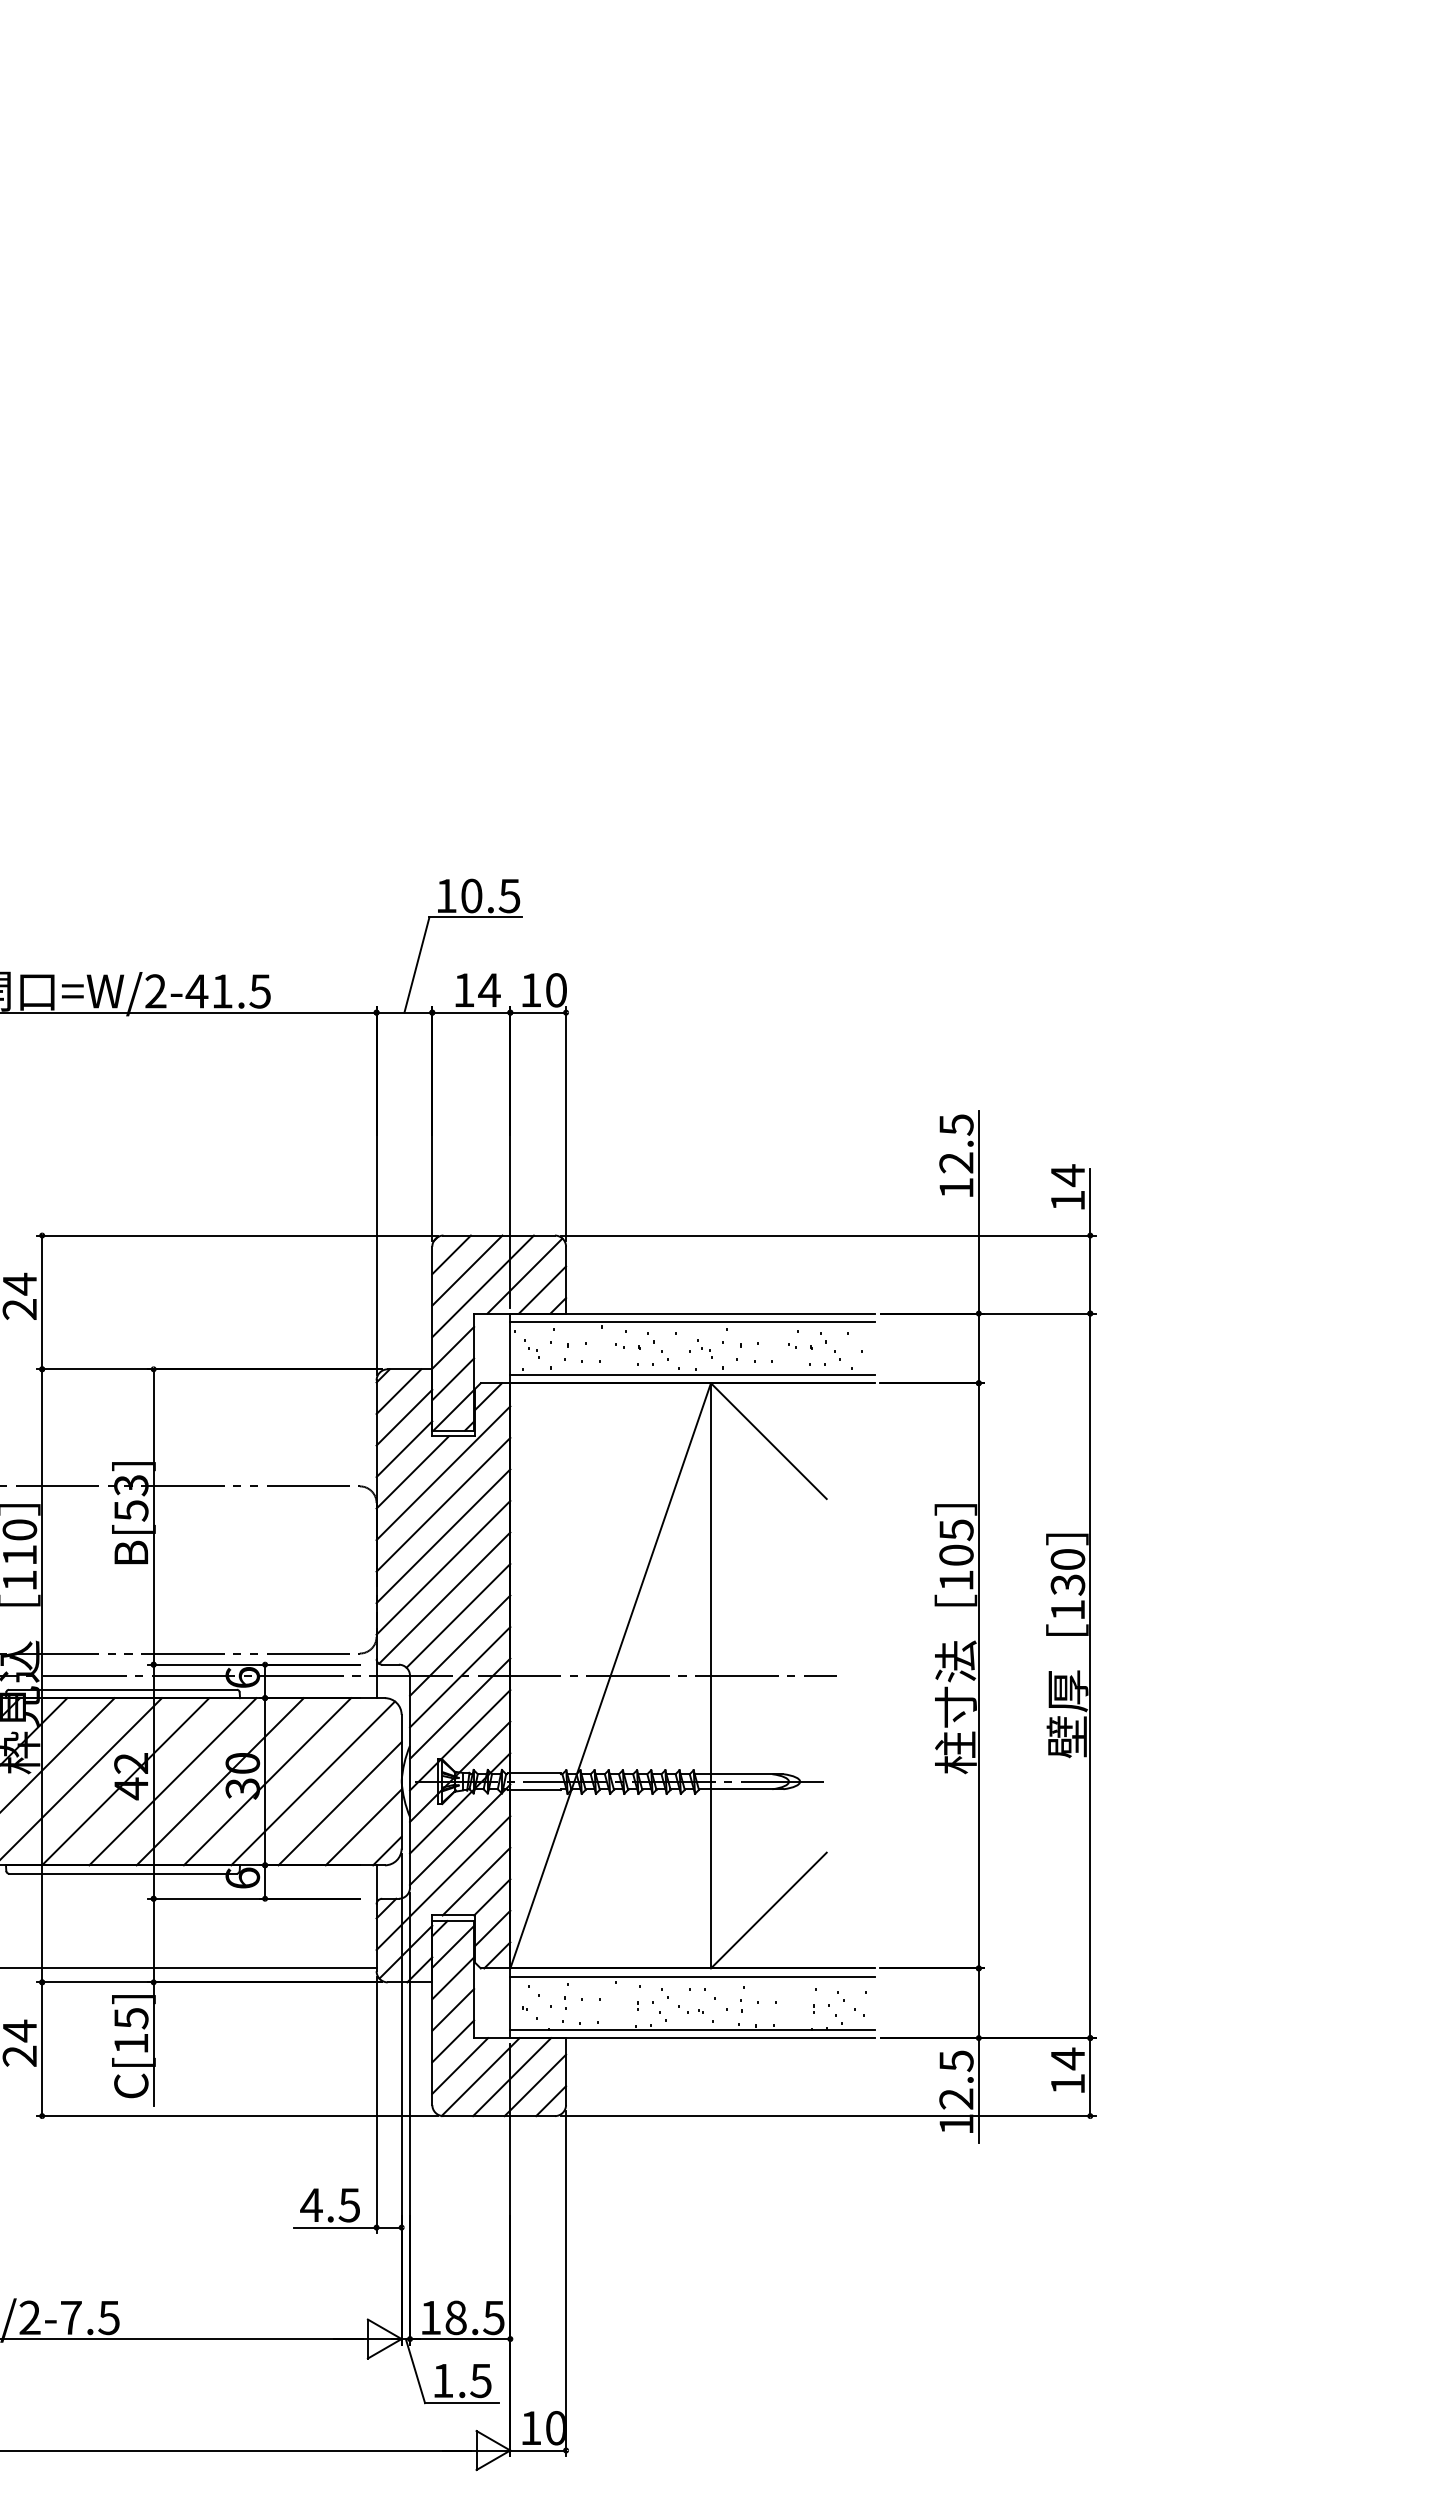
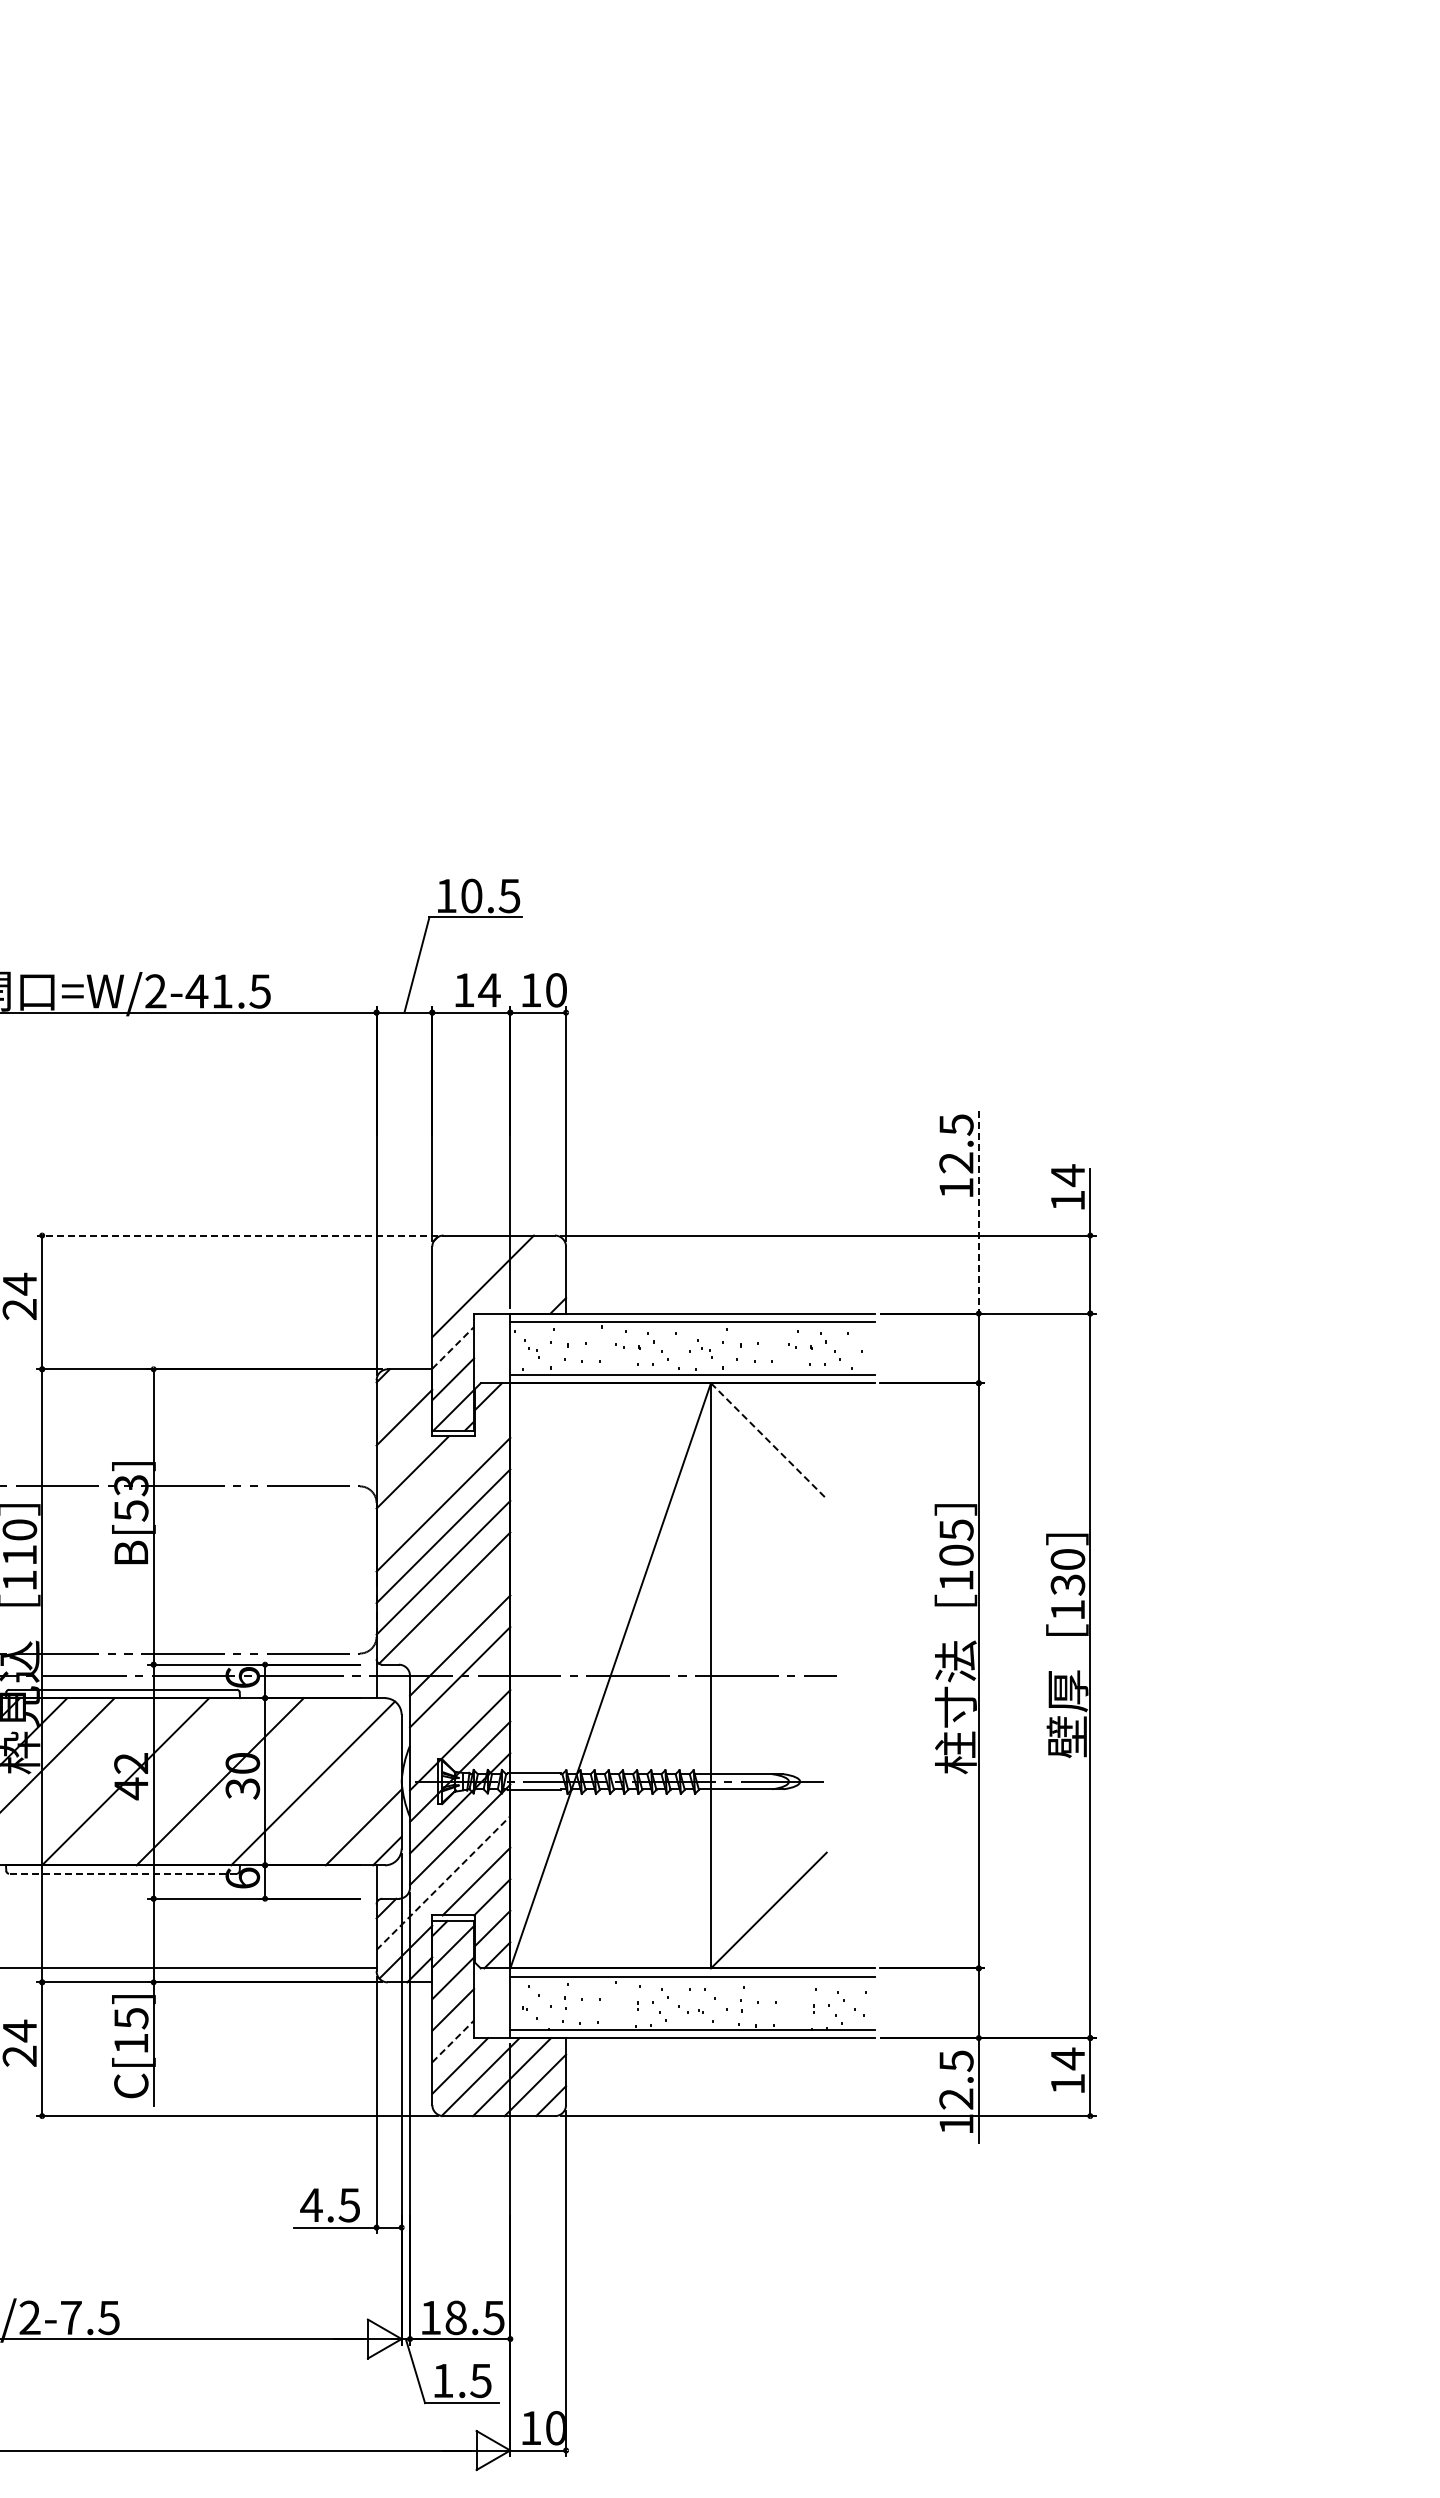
line: solid -> dashed (978, 1213)
line: solid -> dashed (237, 1235)
line: present -> none (451, 1254)
line: present -> none (467, 1270)
line: present -> none (524, 1275)
line: present -> none (542, 1289)
line: solid -> dashed (453, 1347)
line: present -> none (398, 1391)
line: solid -> dashed (768, 1441)
line: present -> none (404, 1449)
line: present -> none (443, 1473)
line: present -> none (458, 1615)
line: present -> none (460, 1708)
line: present -> none (81, 1777)
line: present -> none (172, 1781)
line: present -> none (267, 1781)
line: present -> none (339, 1803)
line: solid -> dashed (123, 1873)
line: solid -> dashed (443, 1883)
line: solid -> dashed (453, 2041)
